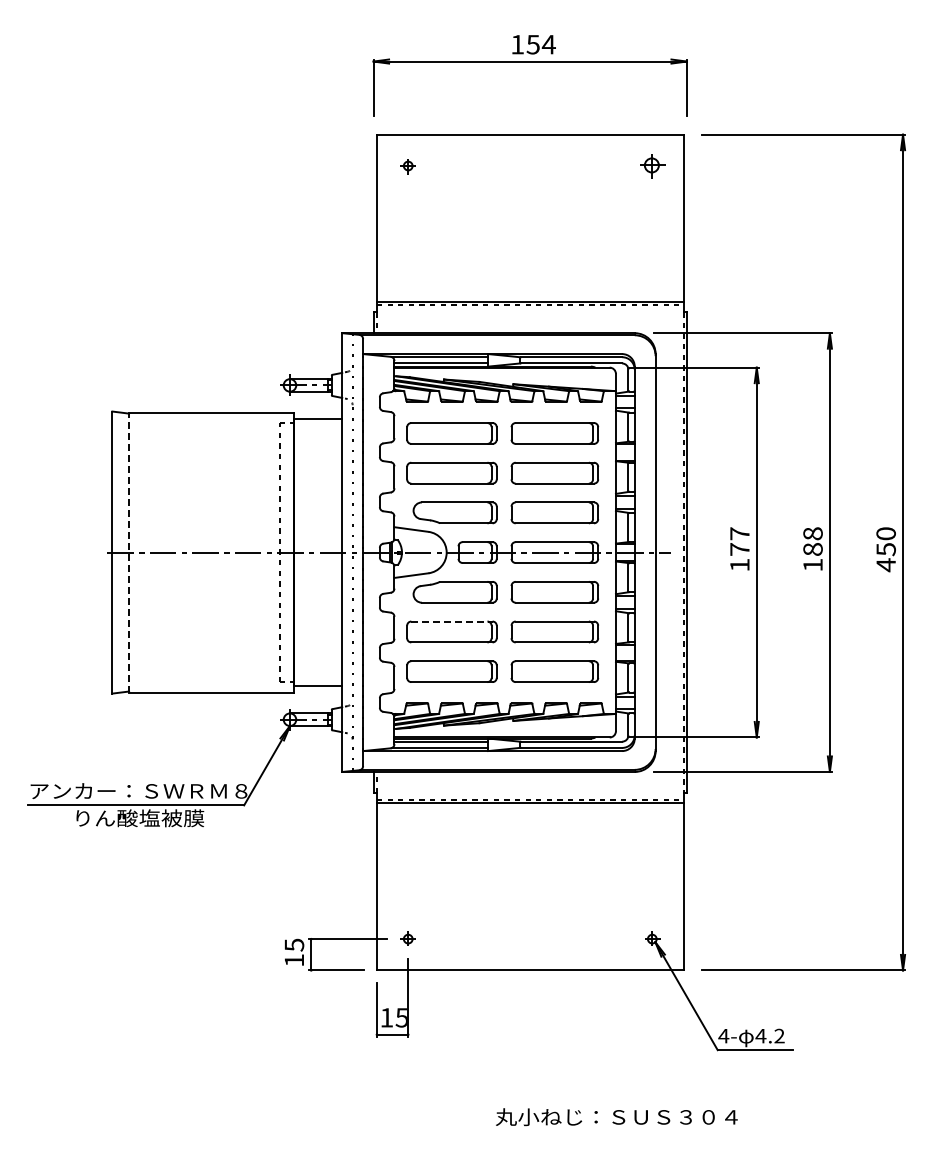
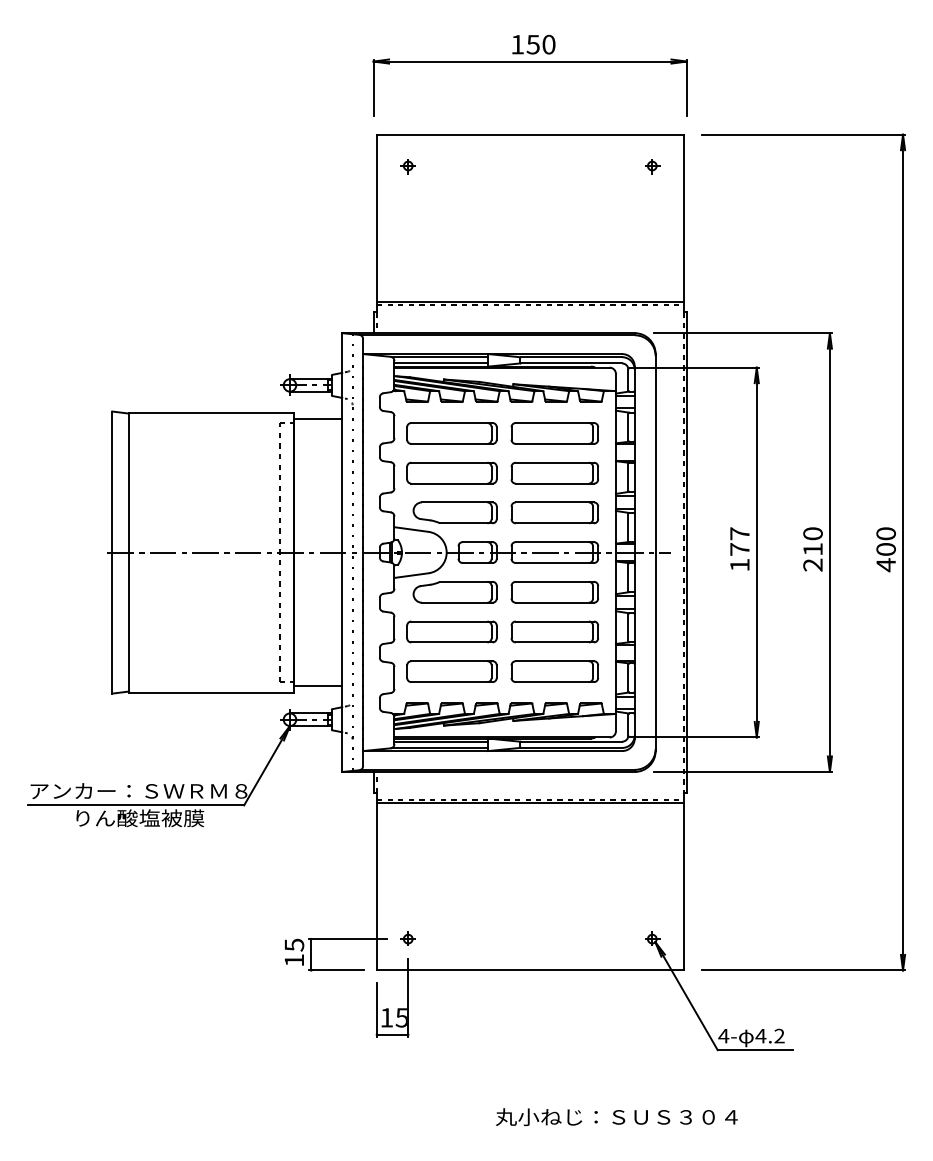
text: 154 -> 150 (548, 44)
part size: 26x25 px -> 16x16 px (652, 166)
text: 188 -> 210 (812, 549)
text: 450 -> 400 (885, 549)
line: dashed -> solid (129, 552)
line: dashed -> solid (451, 621)
